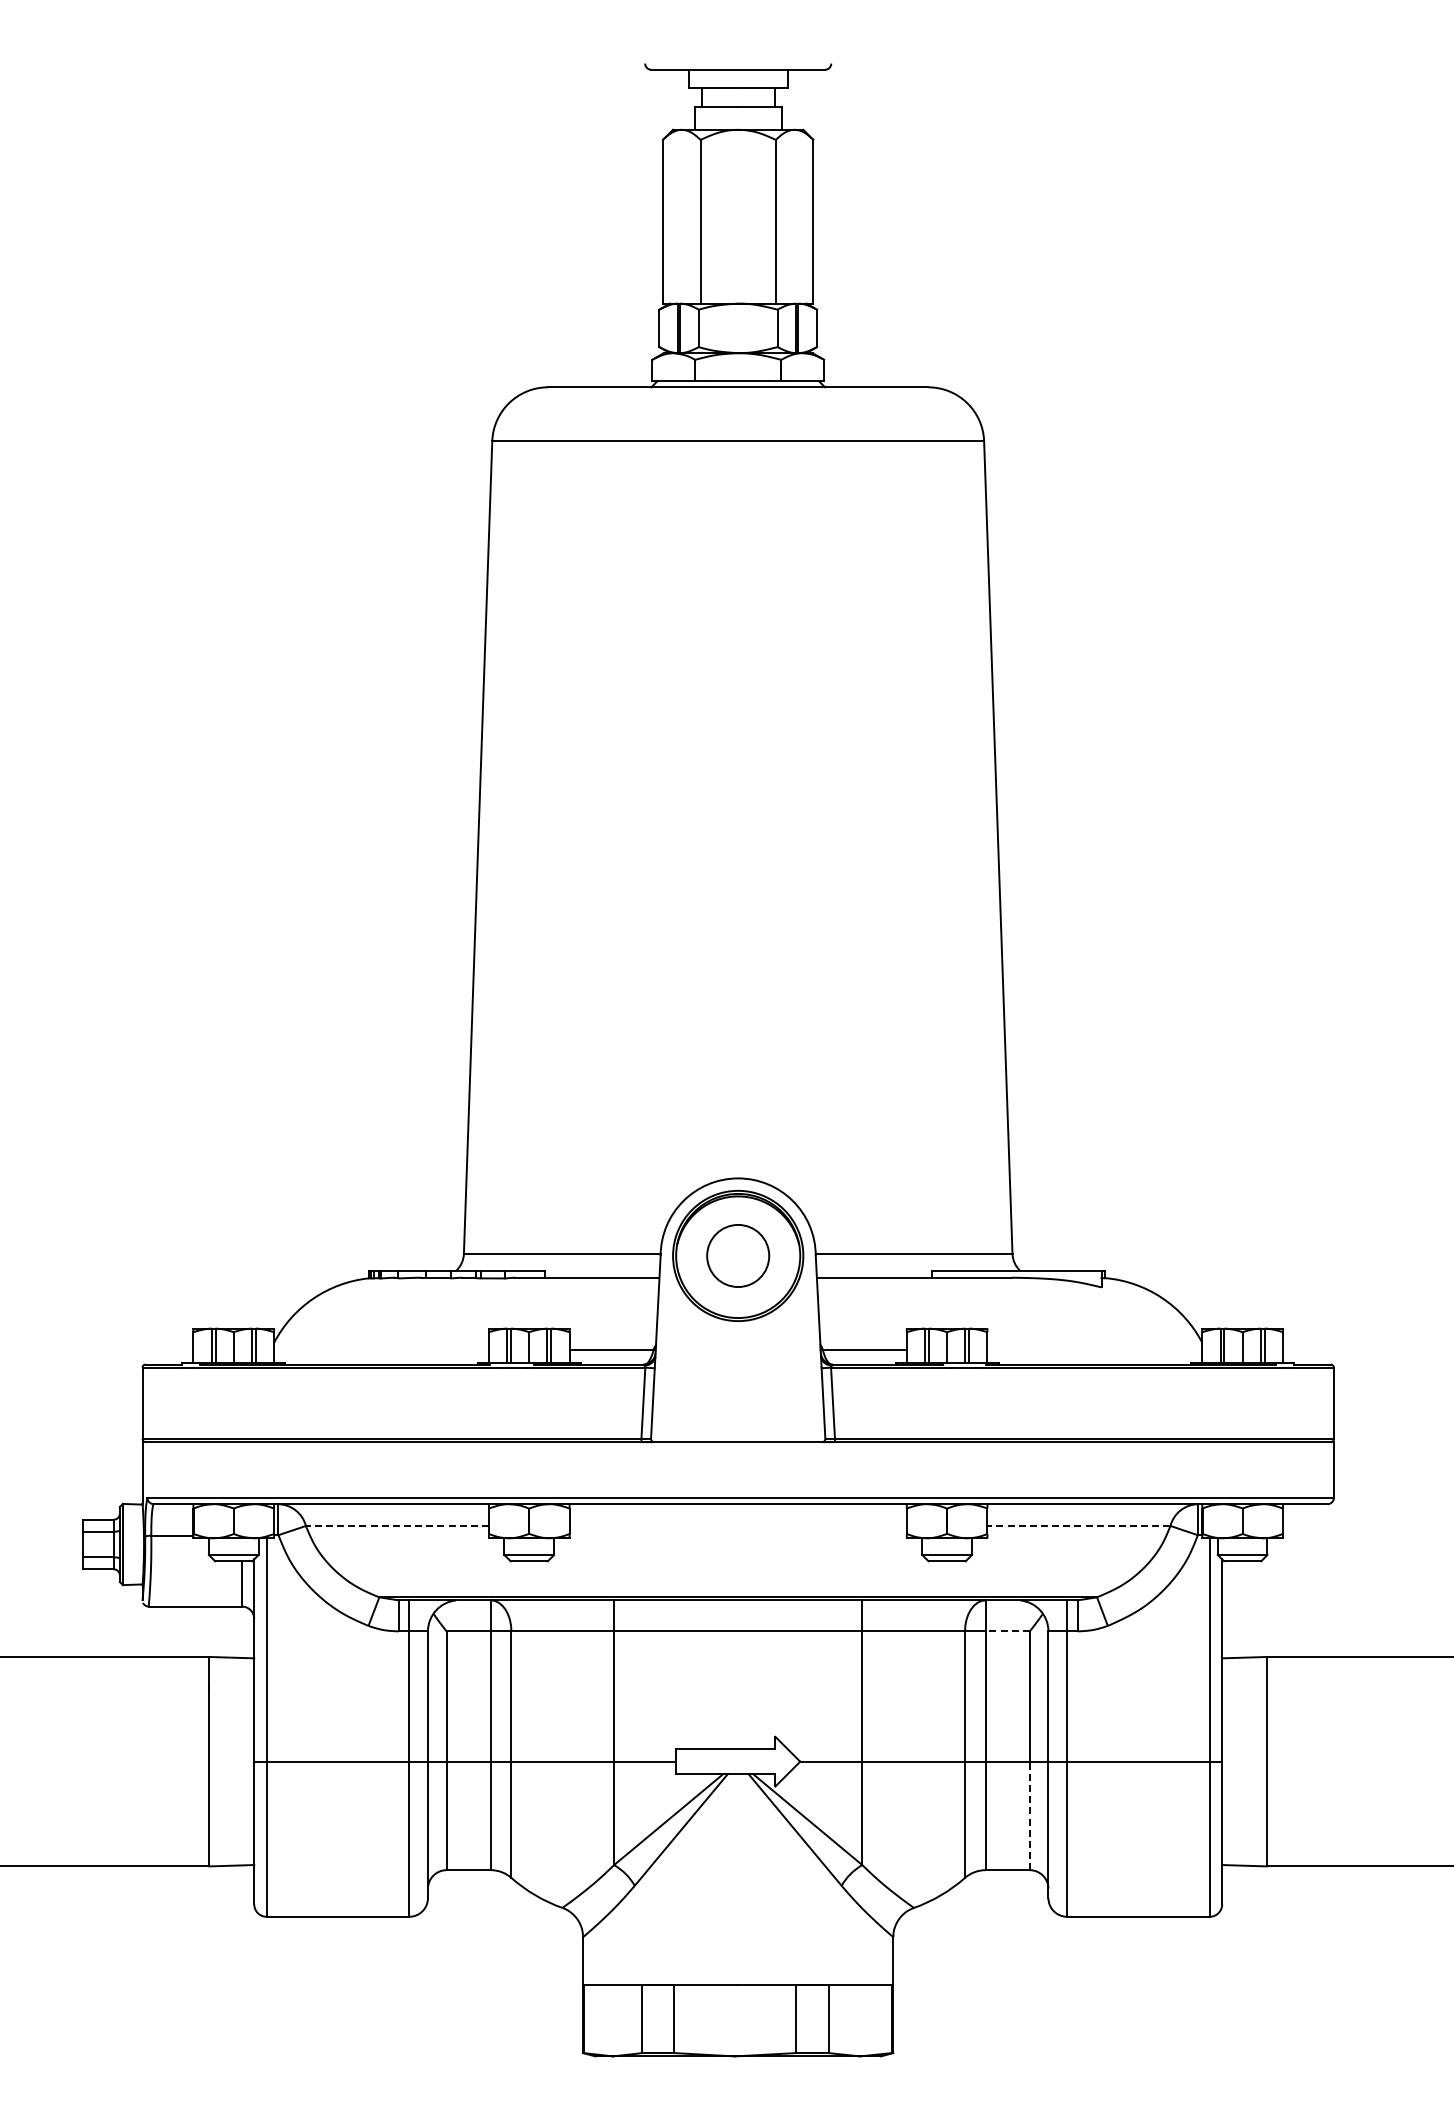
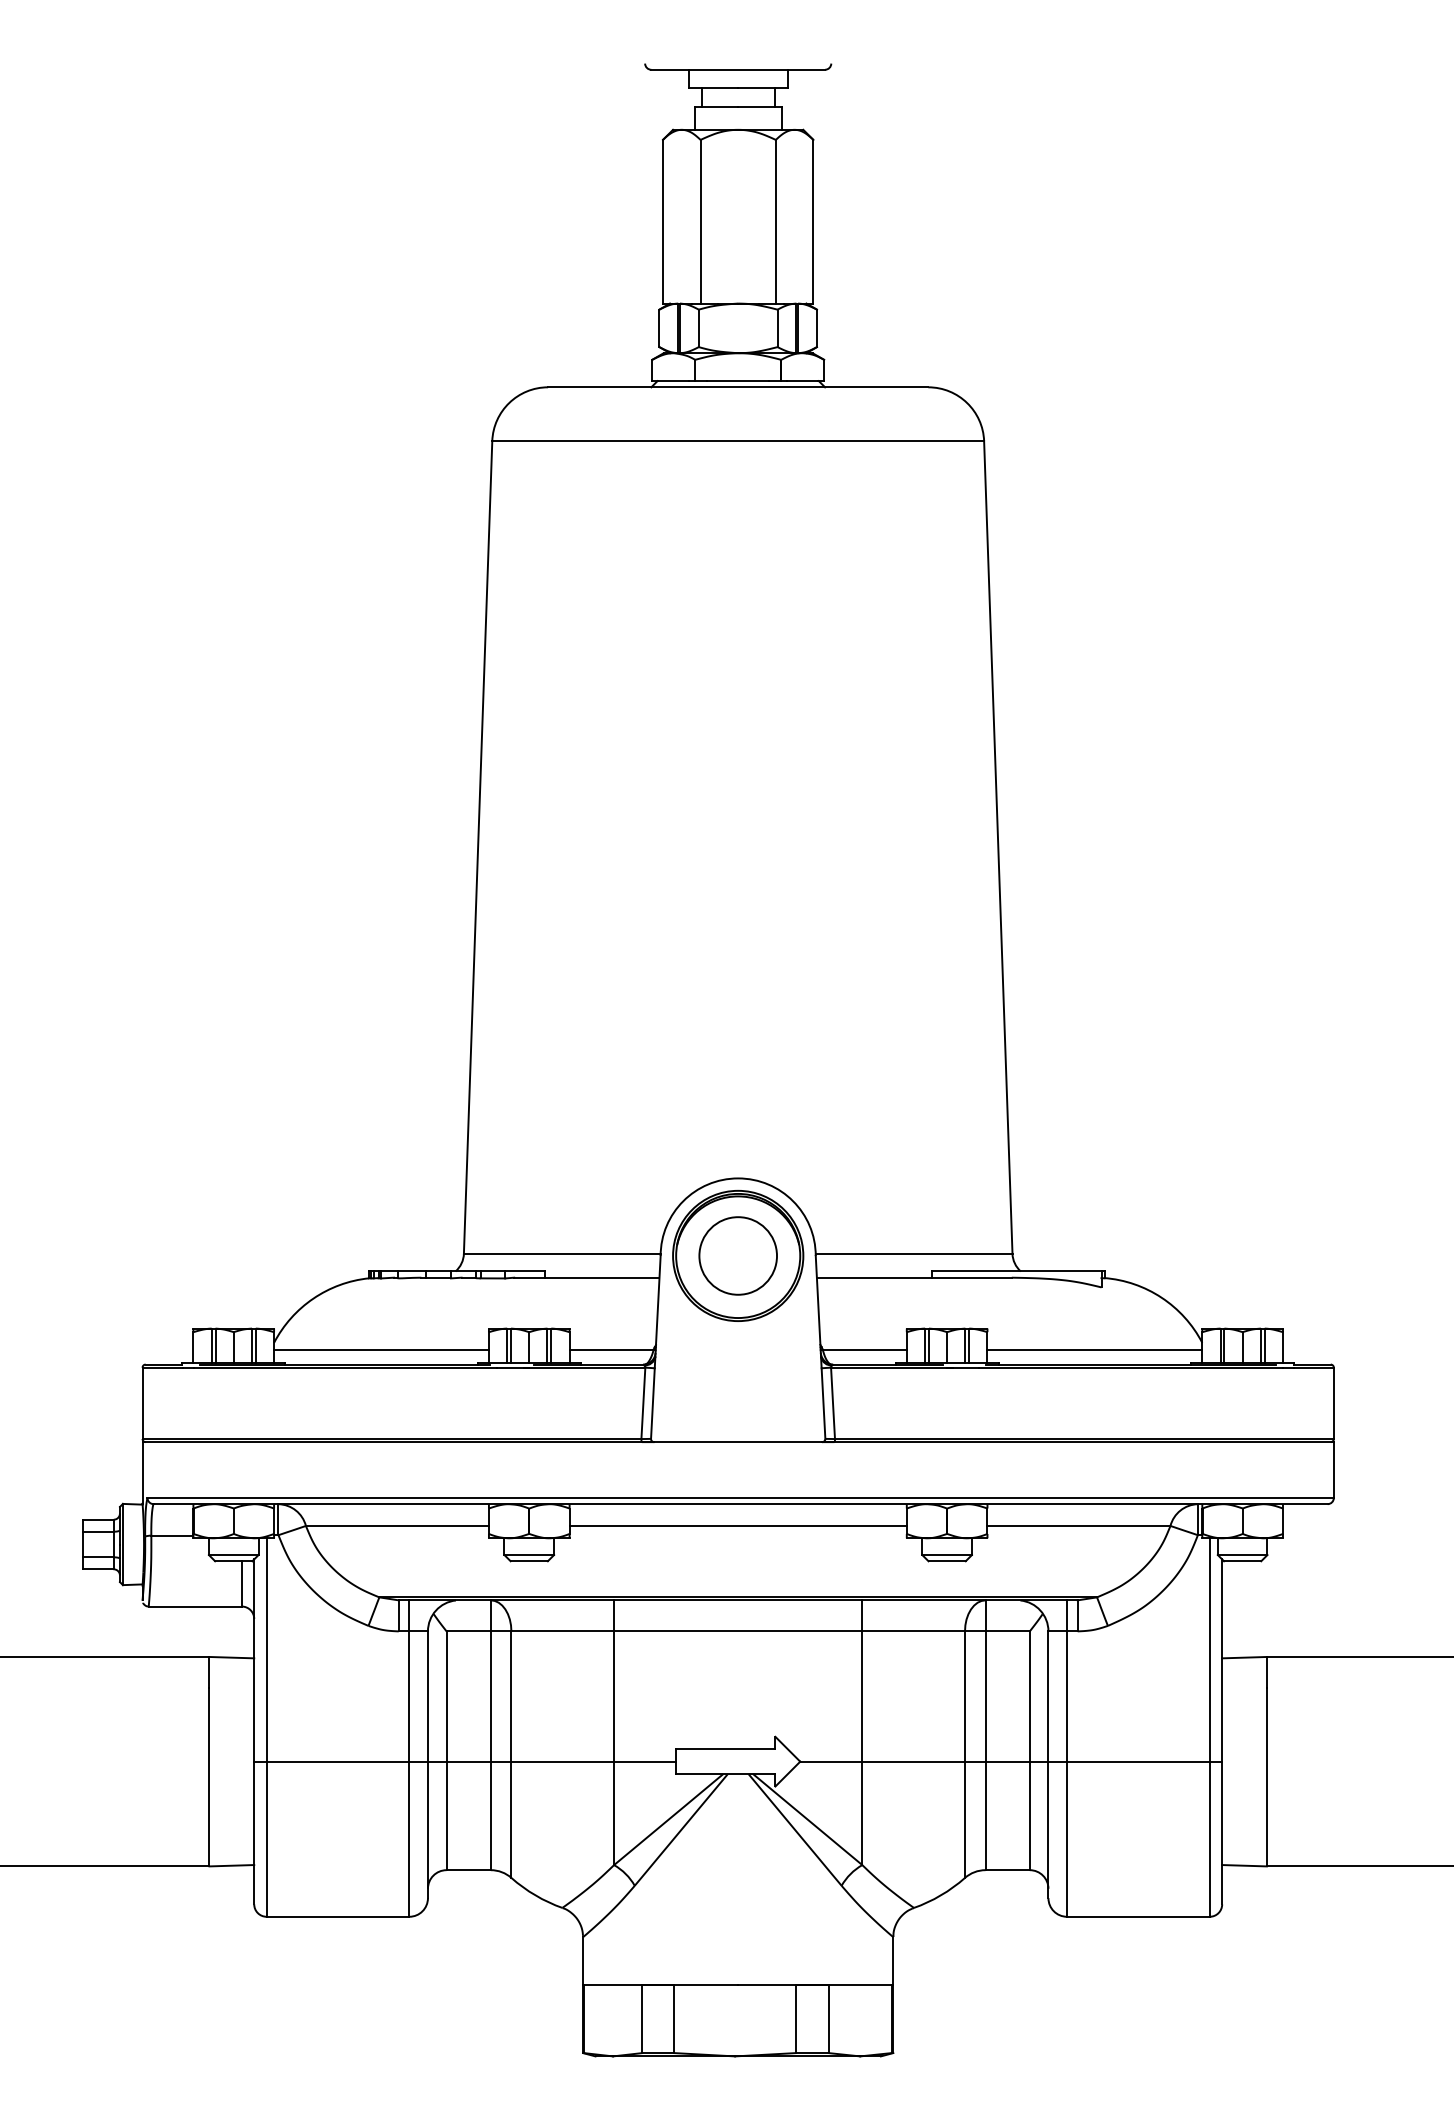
circle diameter: 62 px -> 78 px (738, 1255)
line: none -> present (381, 1349)
line: none -> present (1094, 1349)
line: dashed -> solid (396, 1525)
line: none -> present (737, 1525)
line: dashed -> solid (1078, 1525)
line: dashed -> solid (1007, 1631)
line: dashed -> solid (1029, 1815)
